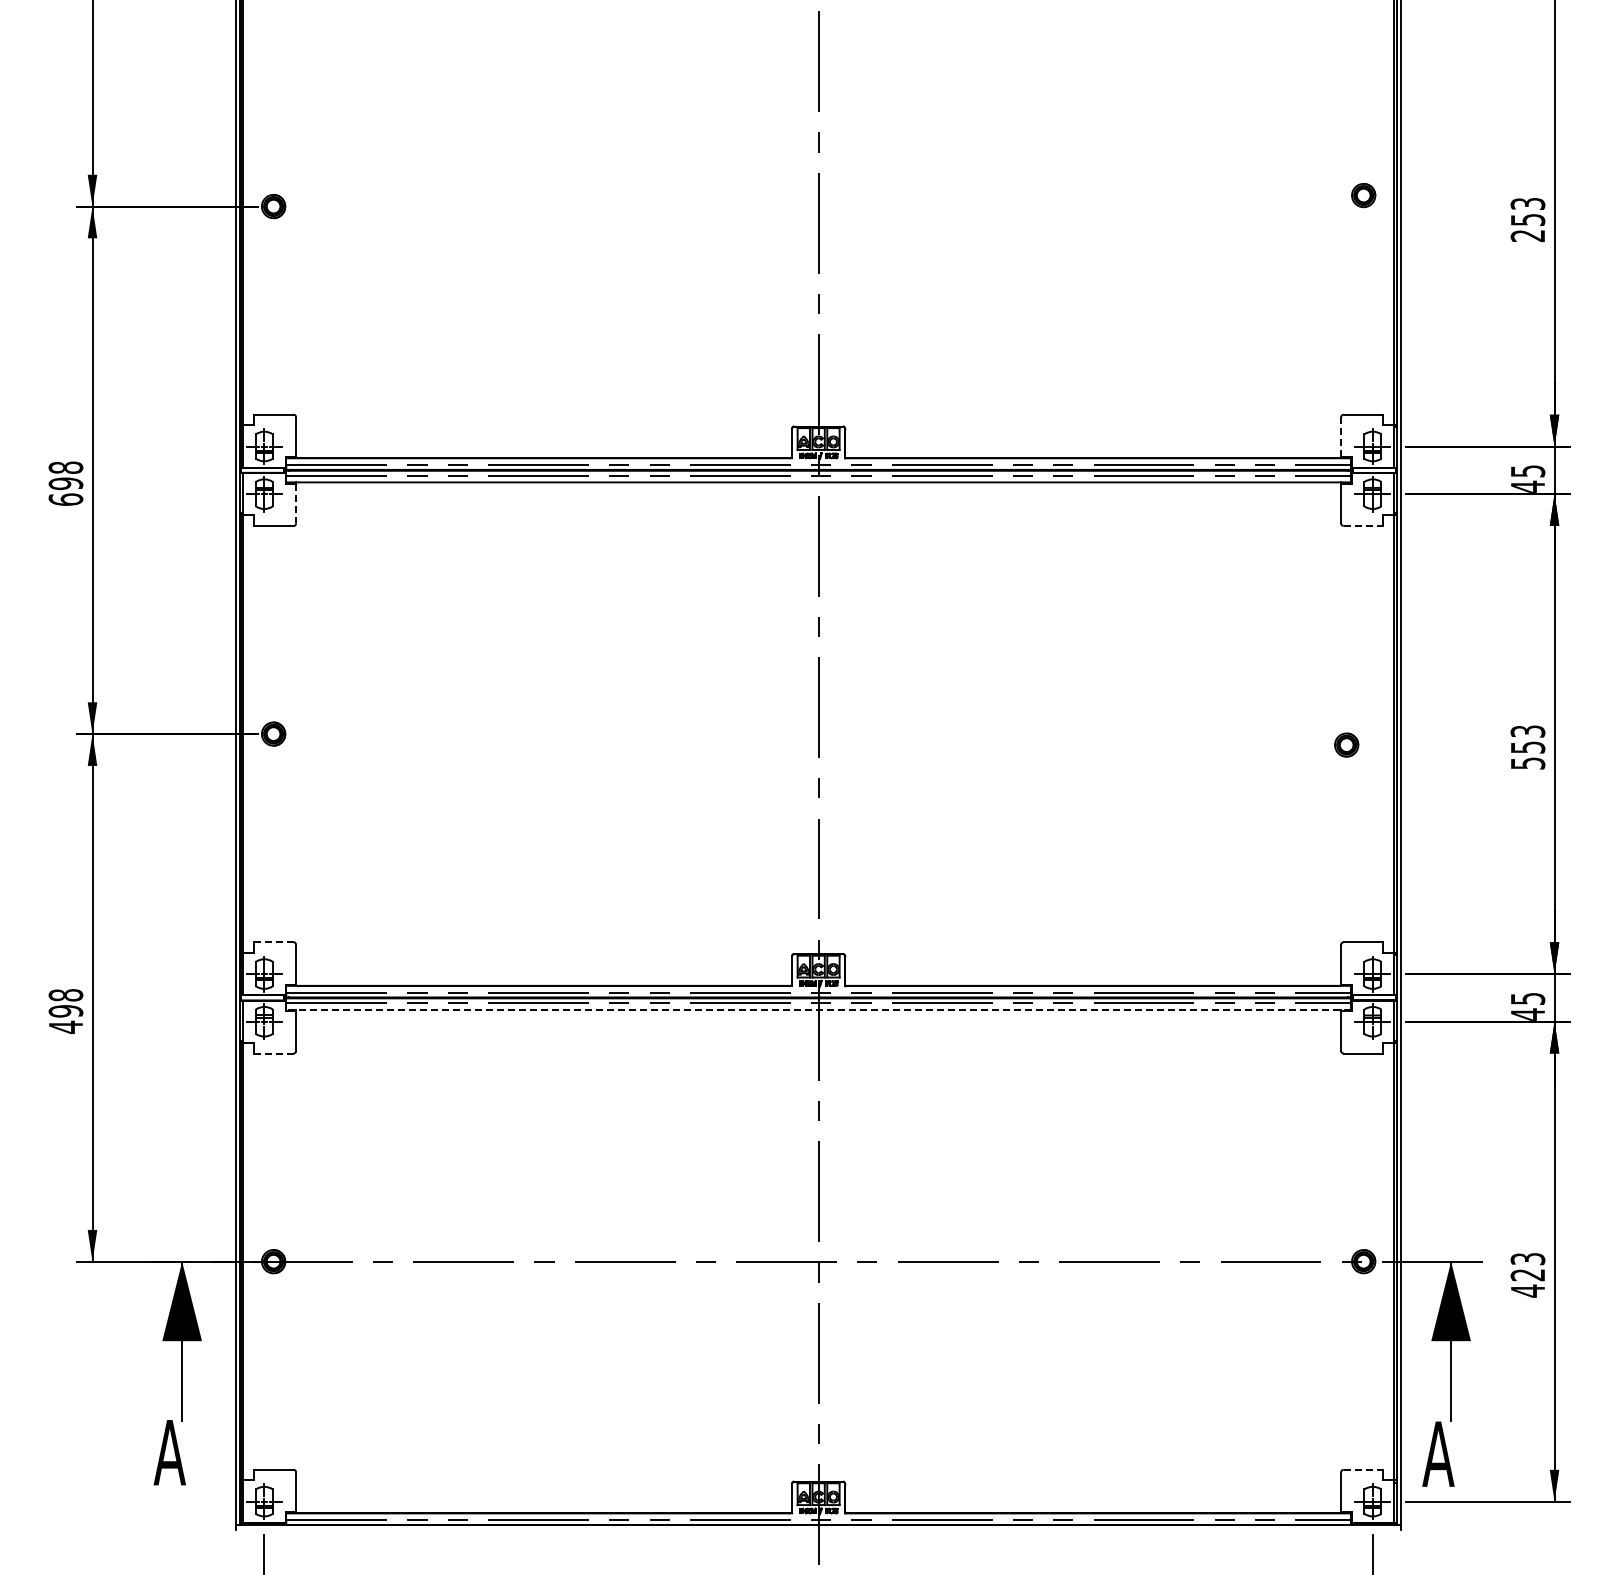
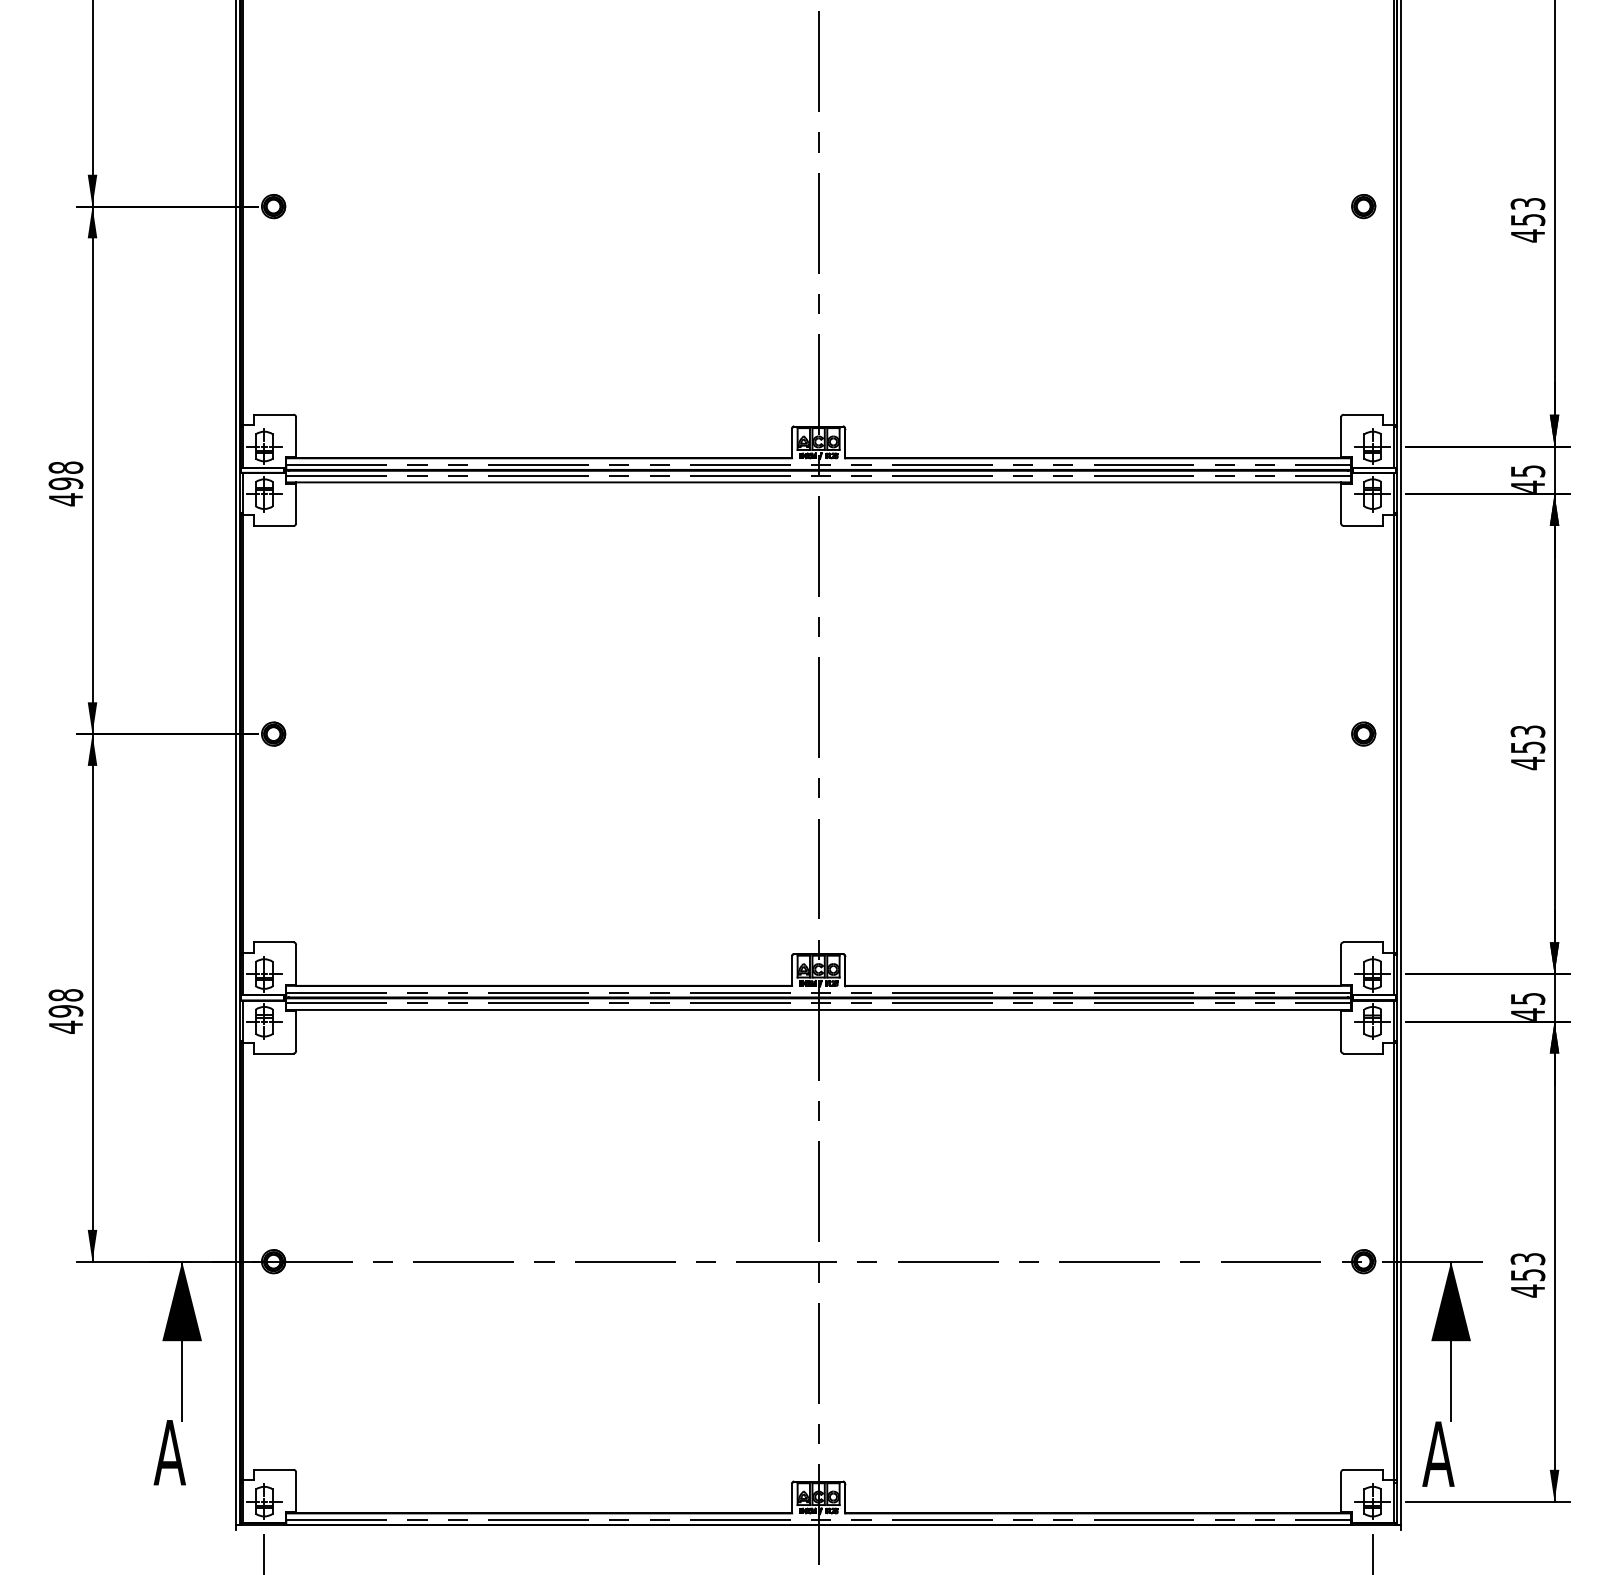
part position: (1363, 195) -> (1363, 206) (1363, 206)
text: 253 -> 453 (1527, 235)
line: dashed -> solid (1341, 437)
text: 698 -> 498 (65, 499)
line: dashed -> solid (296, 503)
line: dashed -> solid (1363, 525)
part position: (1346, 744) -> (1363, 733) (1363, 733)
text: 553 -> 453 (1528, 763)
line: dashed -> solid (273, 942)
line: dashed -> solid (818, 1009)
line: dashed -> solid (273, 1053)
text: 423 -> 453 (1527, 1275)
line: dashed -> solid (1363, 1469)
